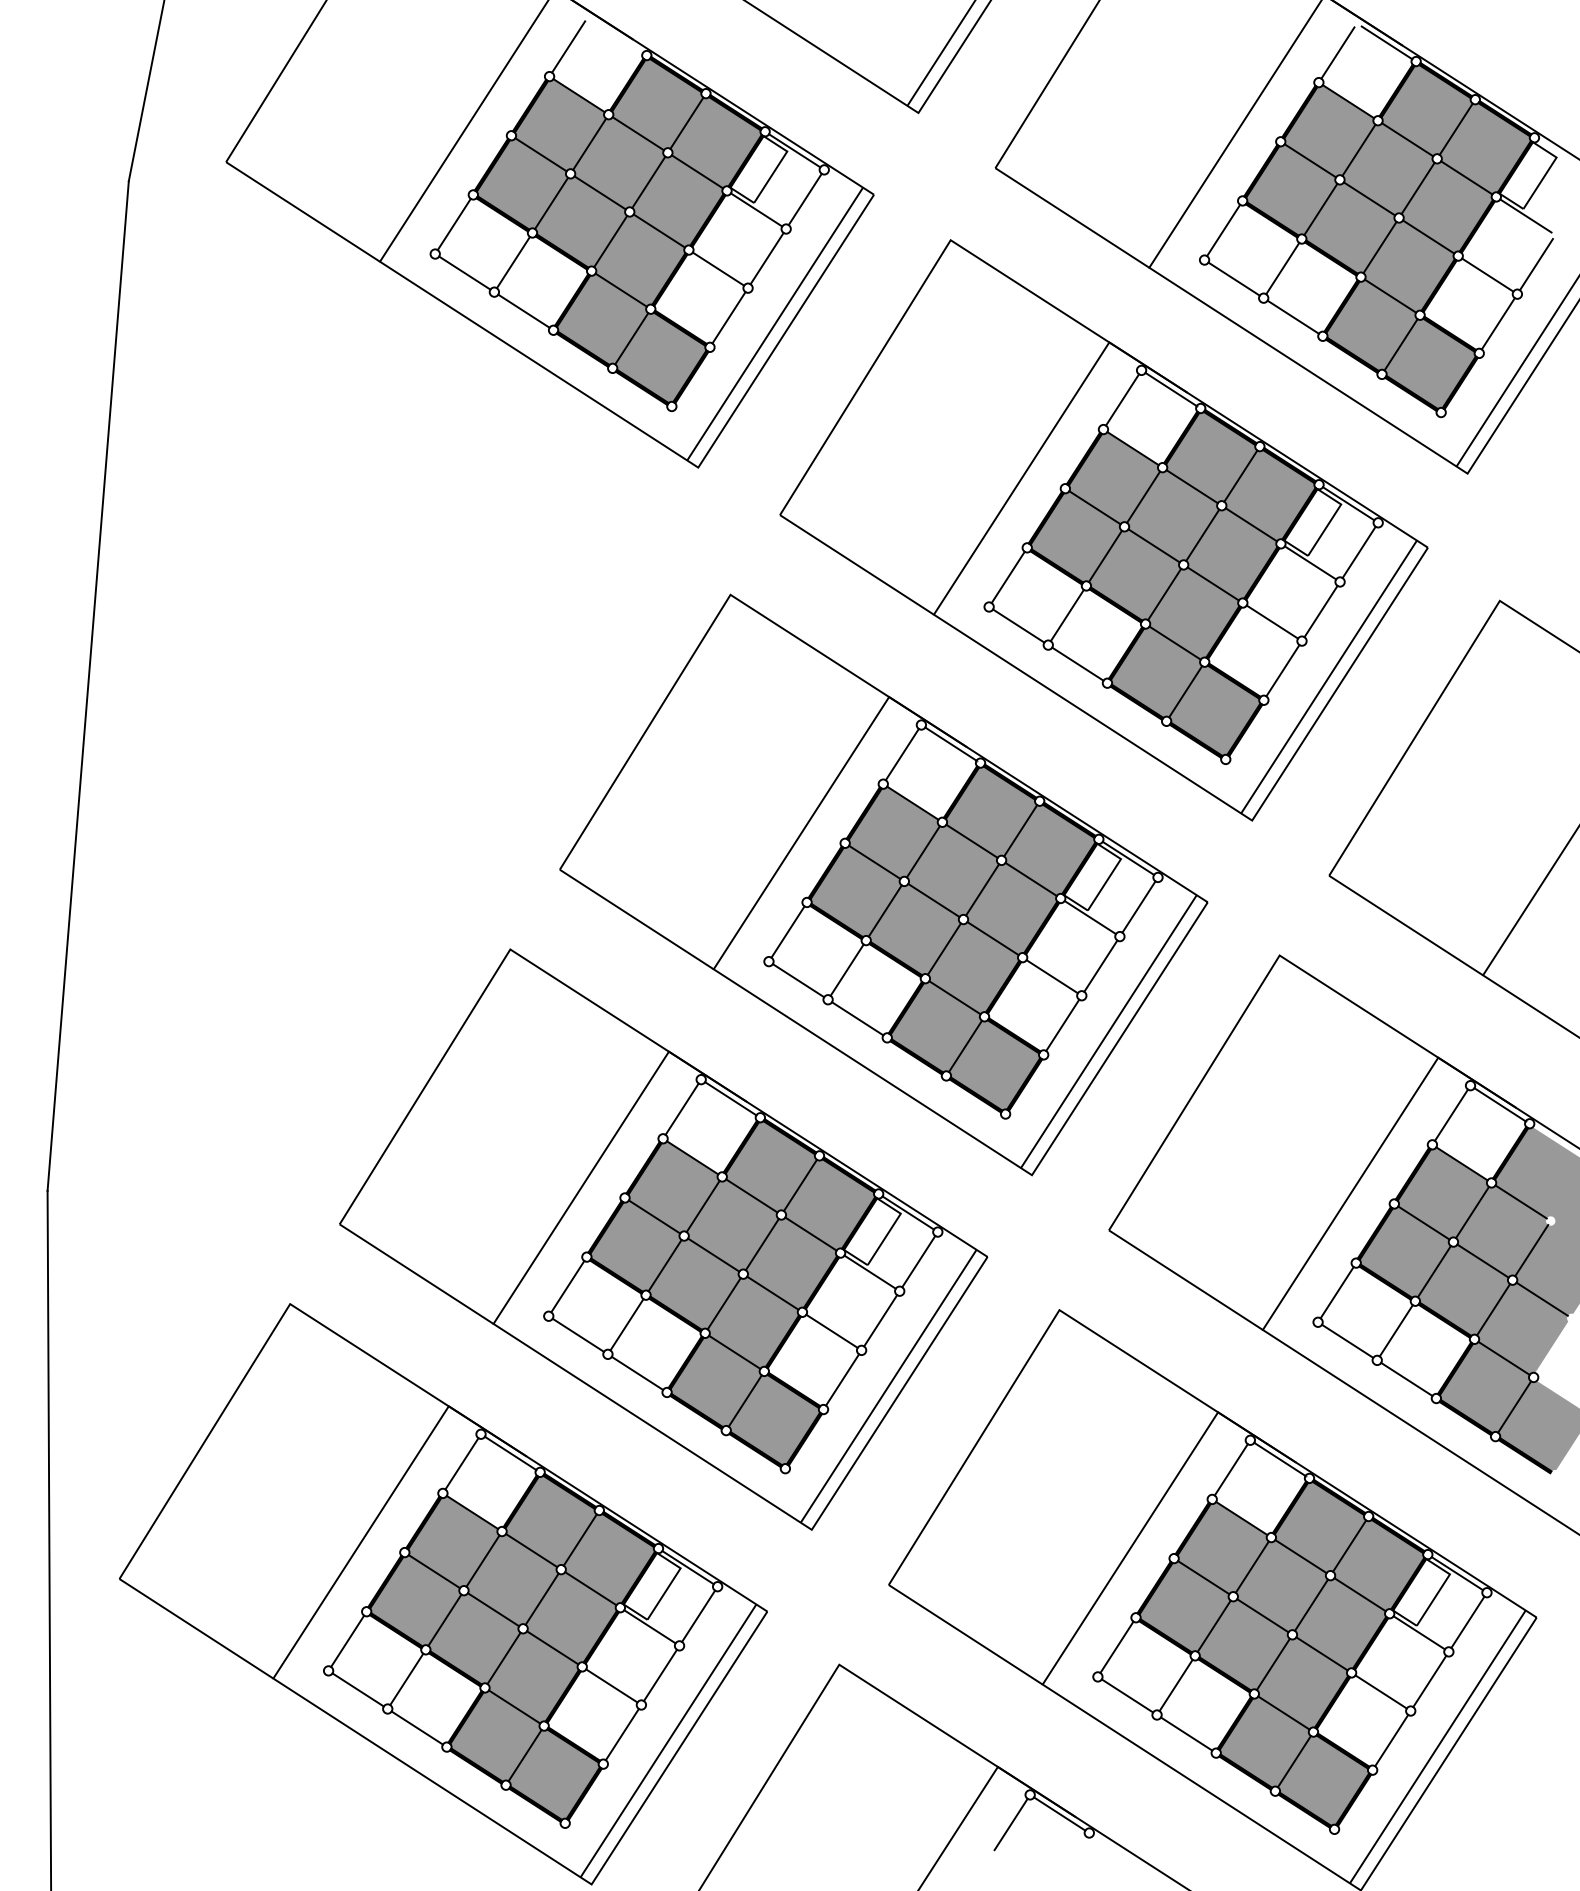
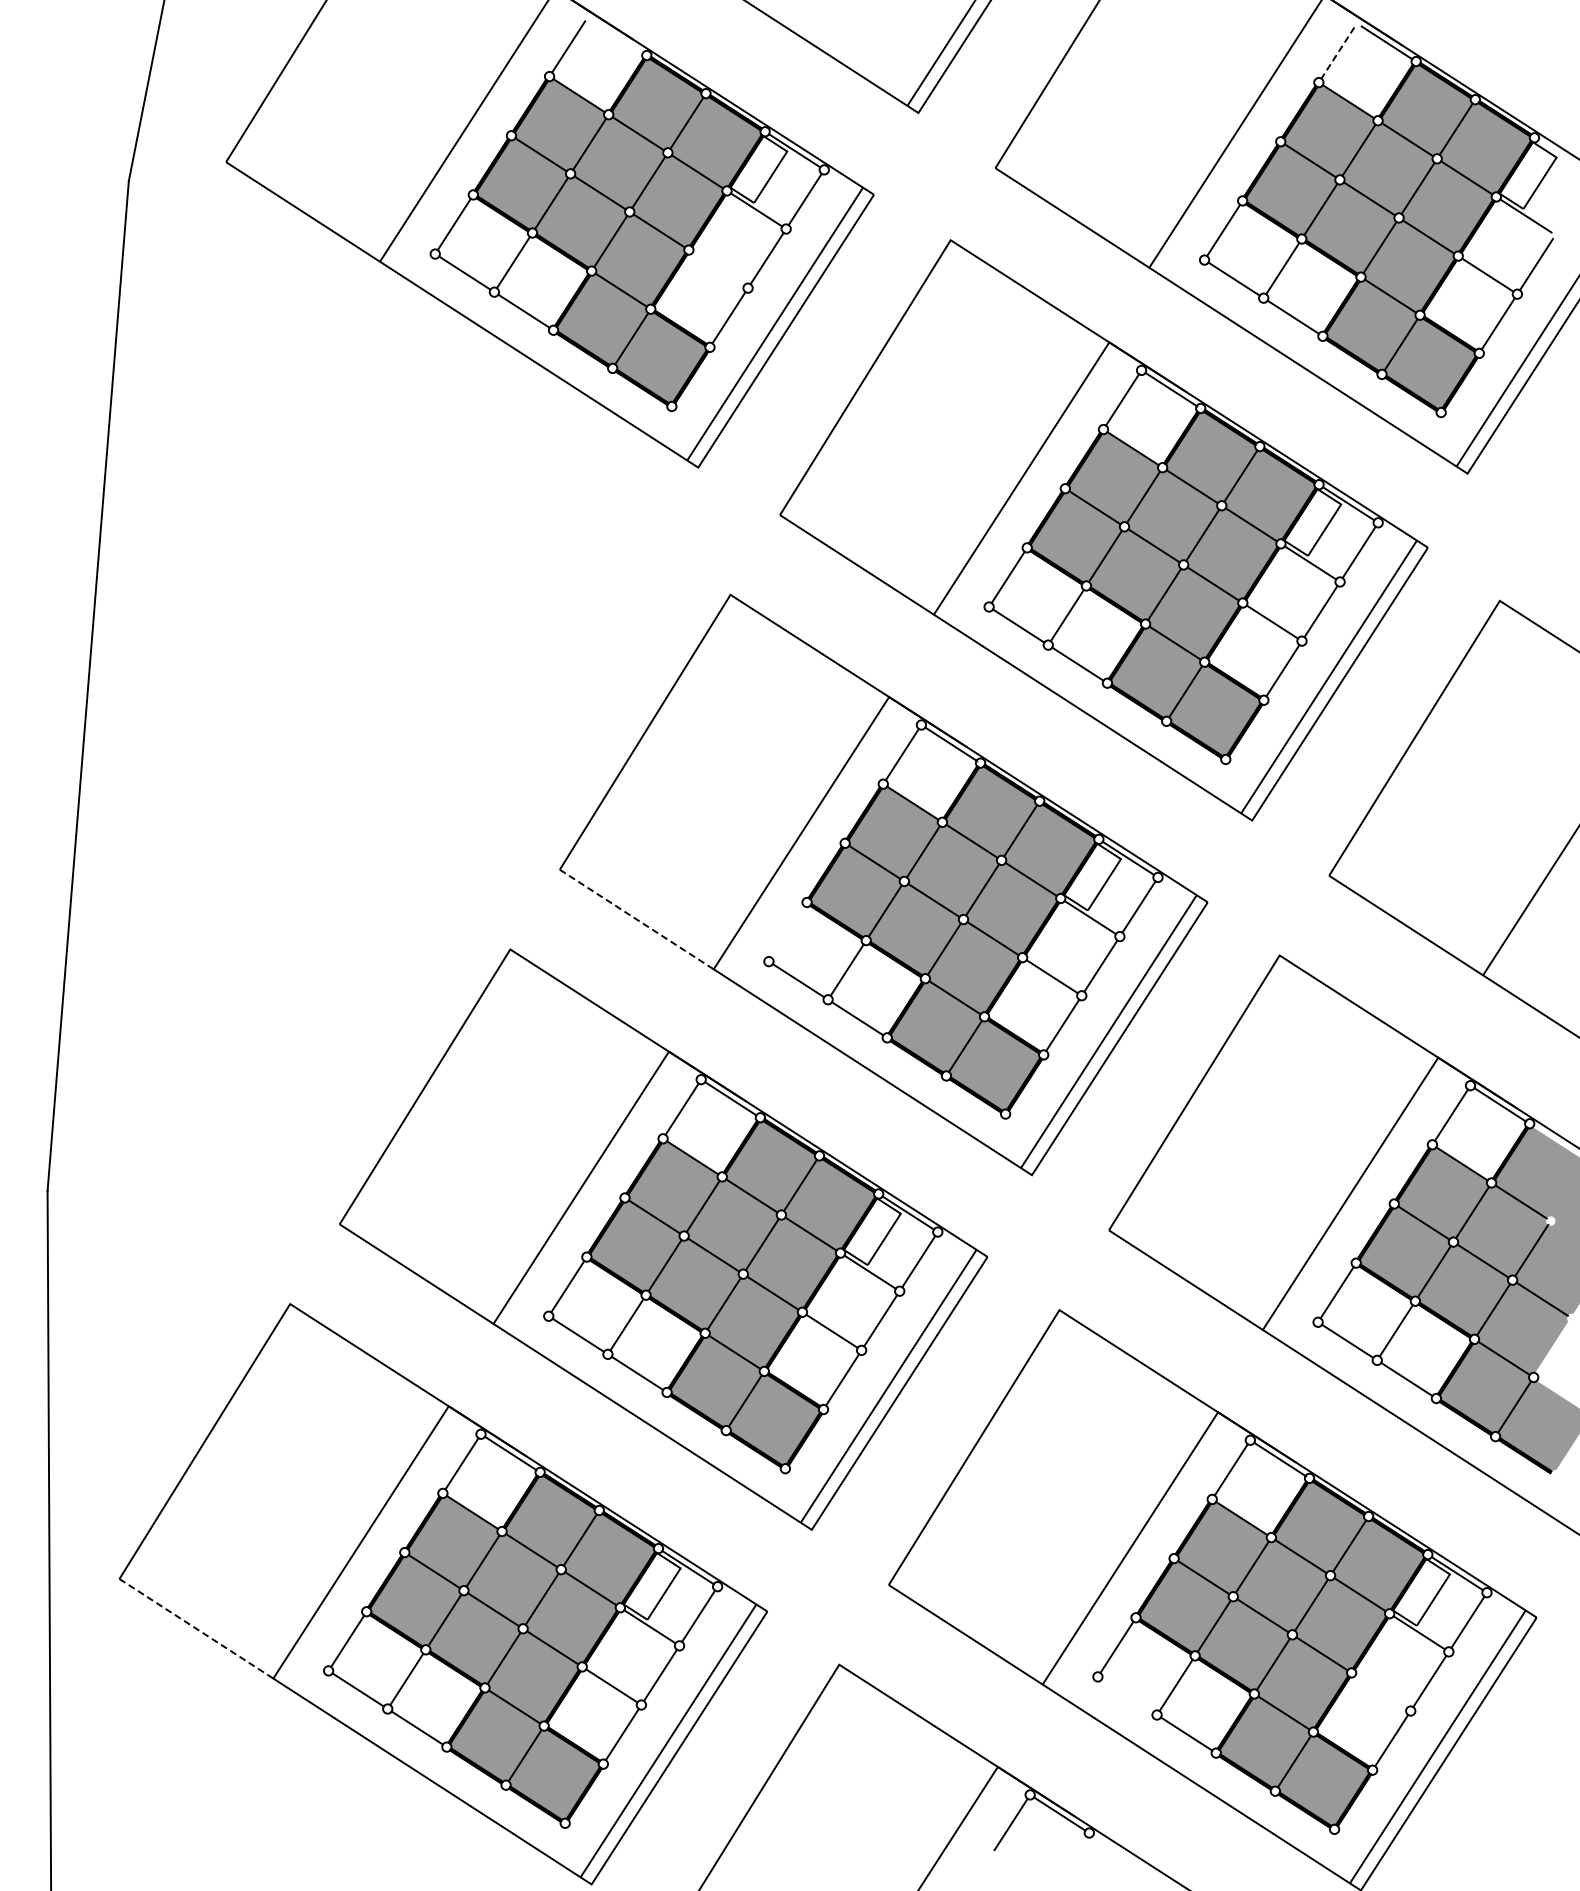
line: solid -> dashed (1337, 53)
line: present -> none (718, 268)
line: solid -> dashed (636, 919)
line: present -> none (787, 931)
line: solid -> dashed (196, 1628)
line: present -> none (1380, 1691)
line: present -> none (1127, 1695)
